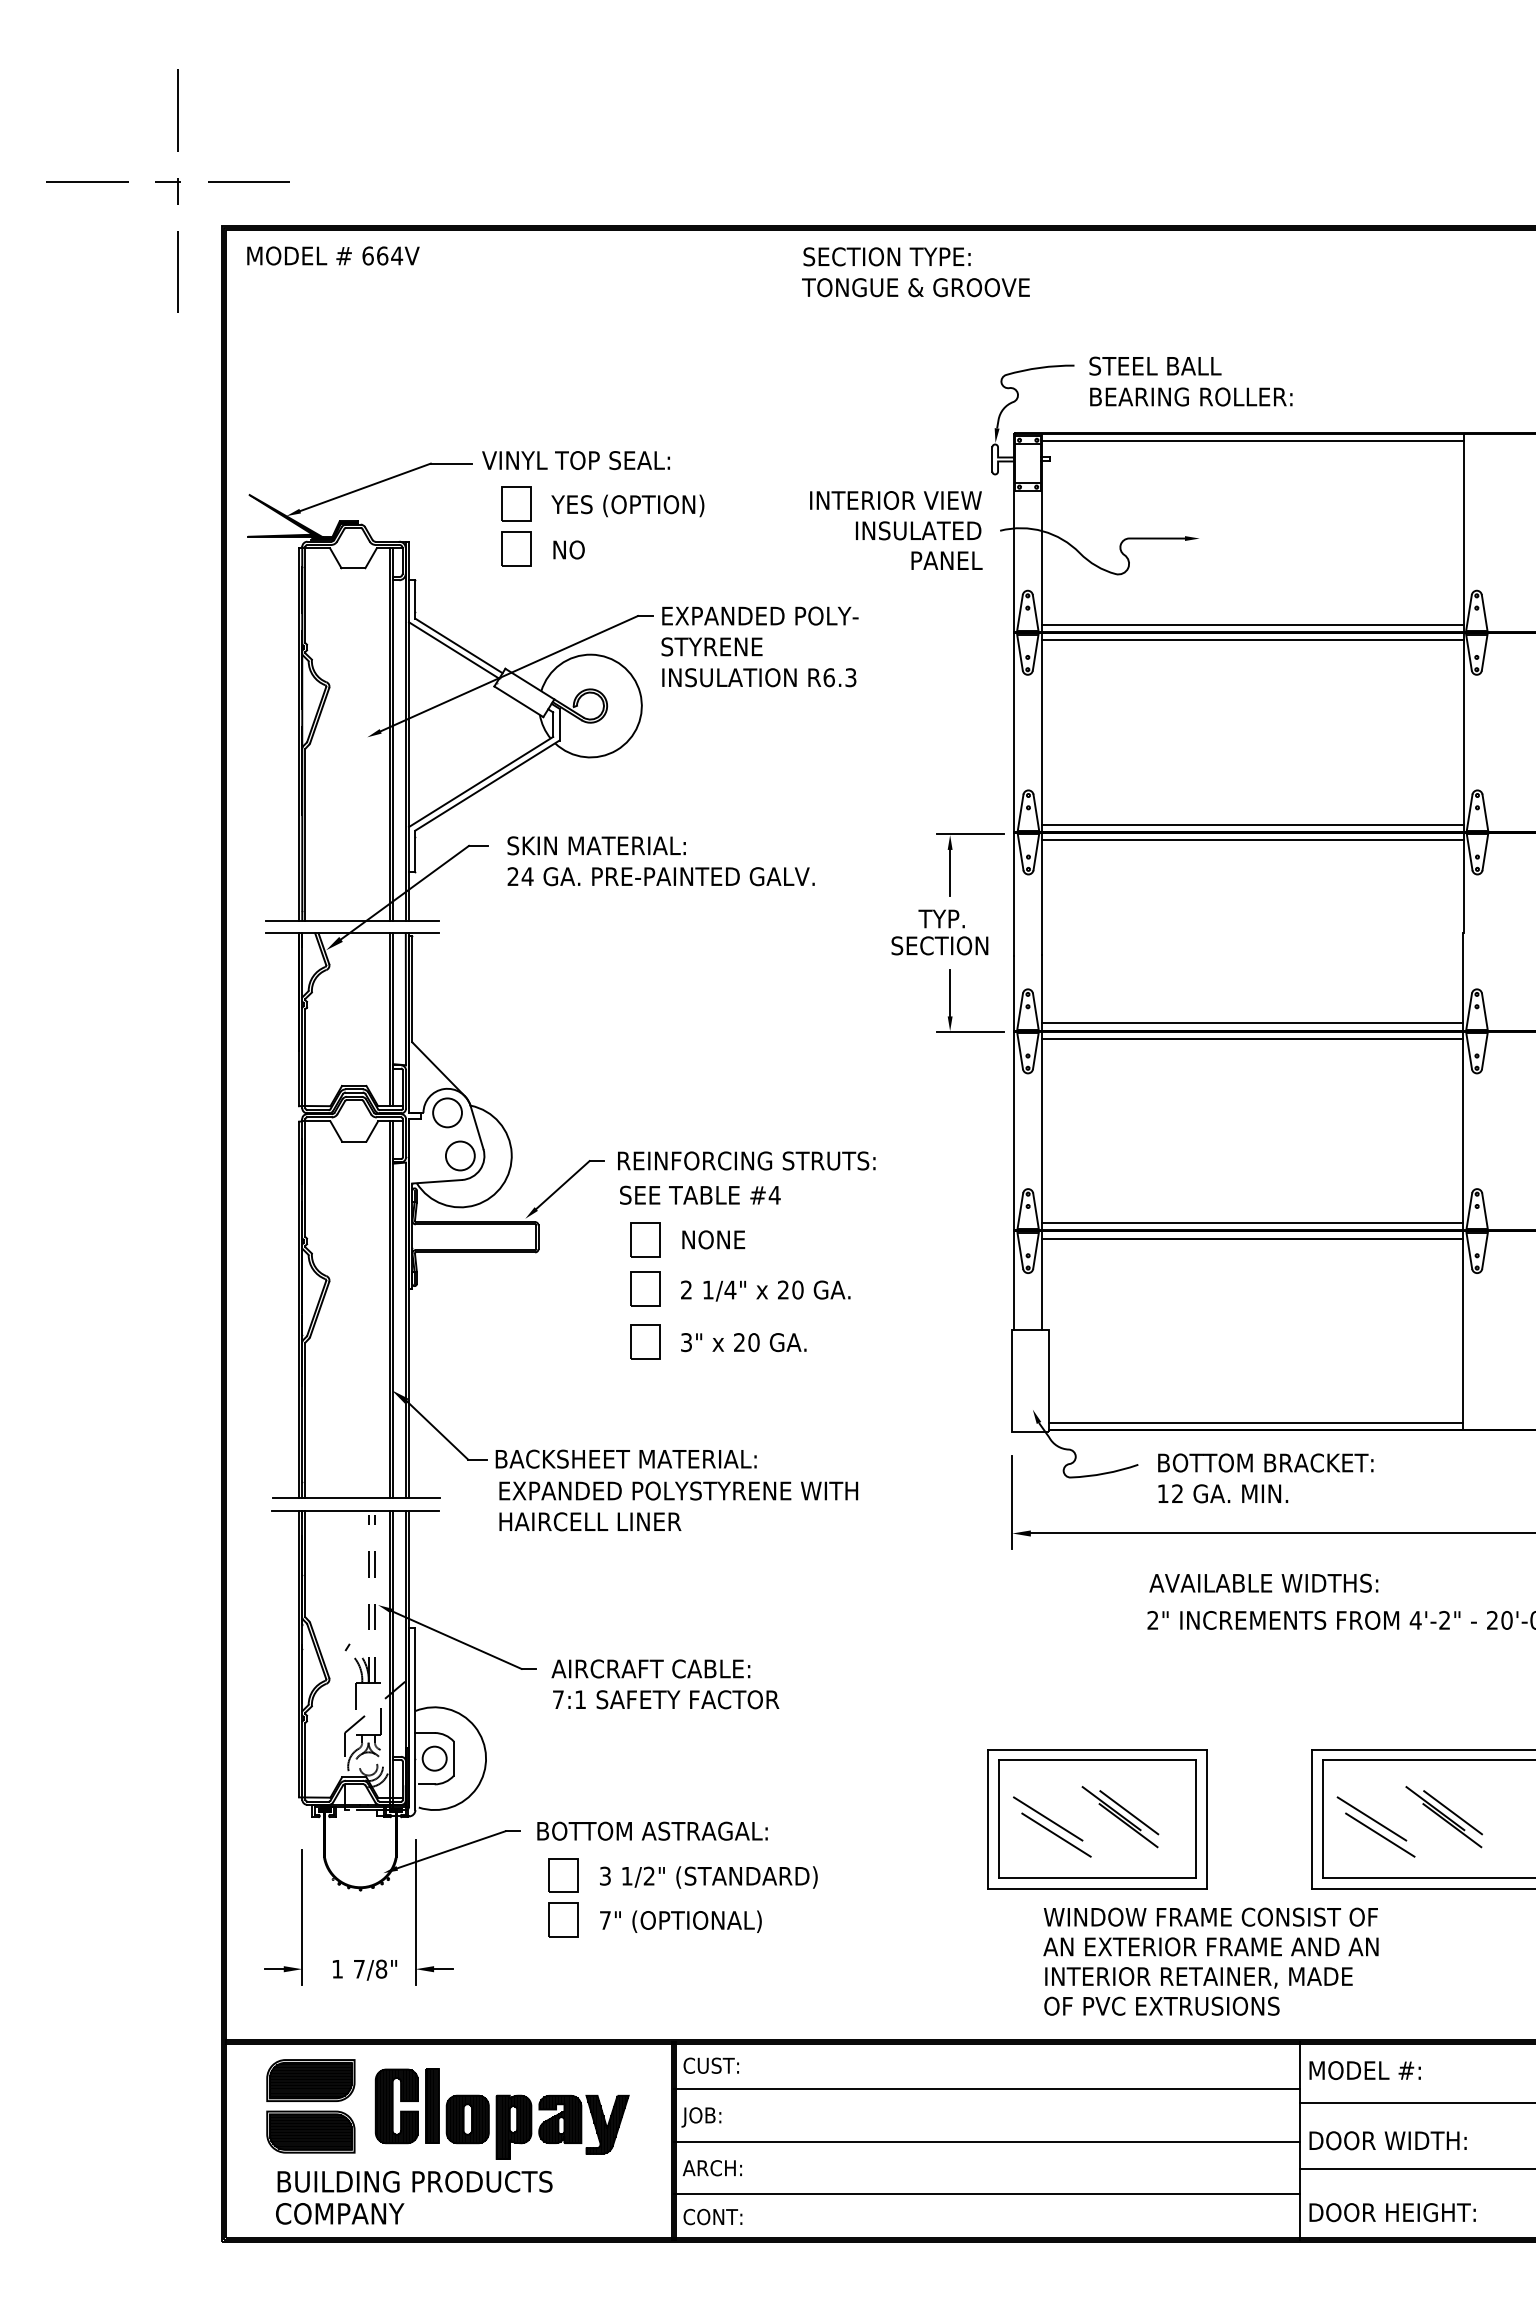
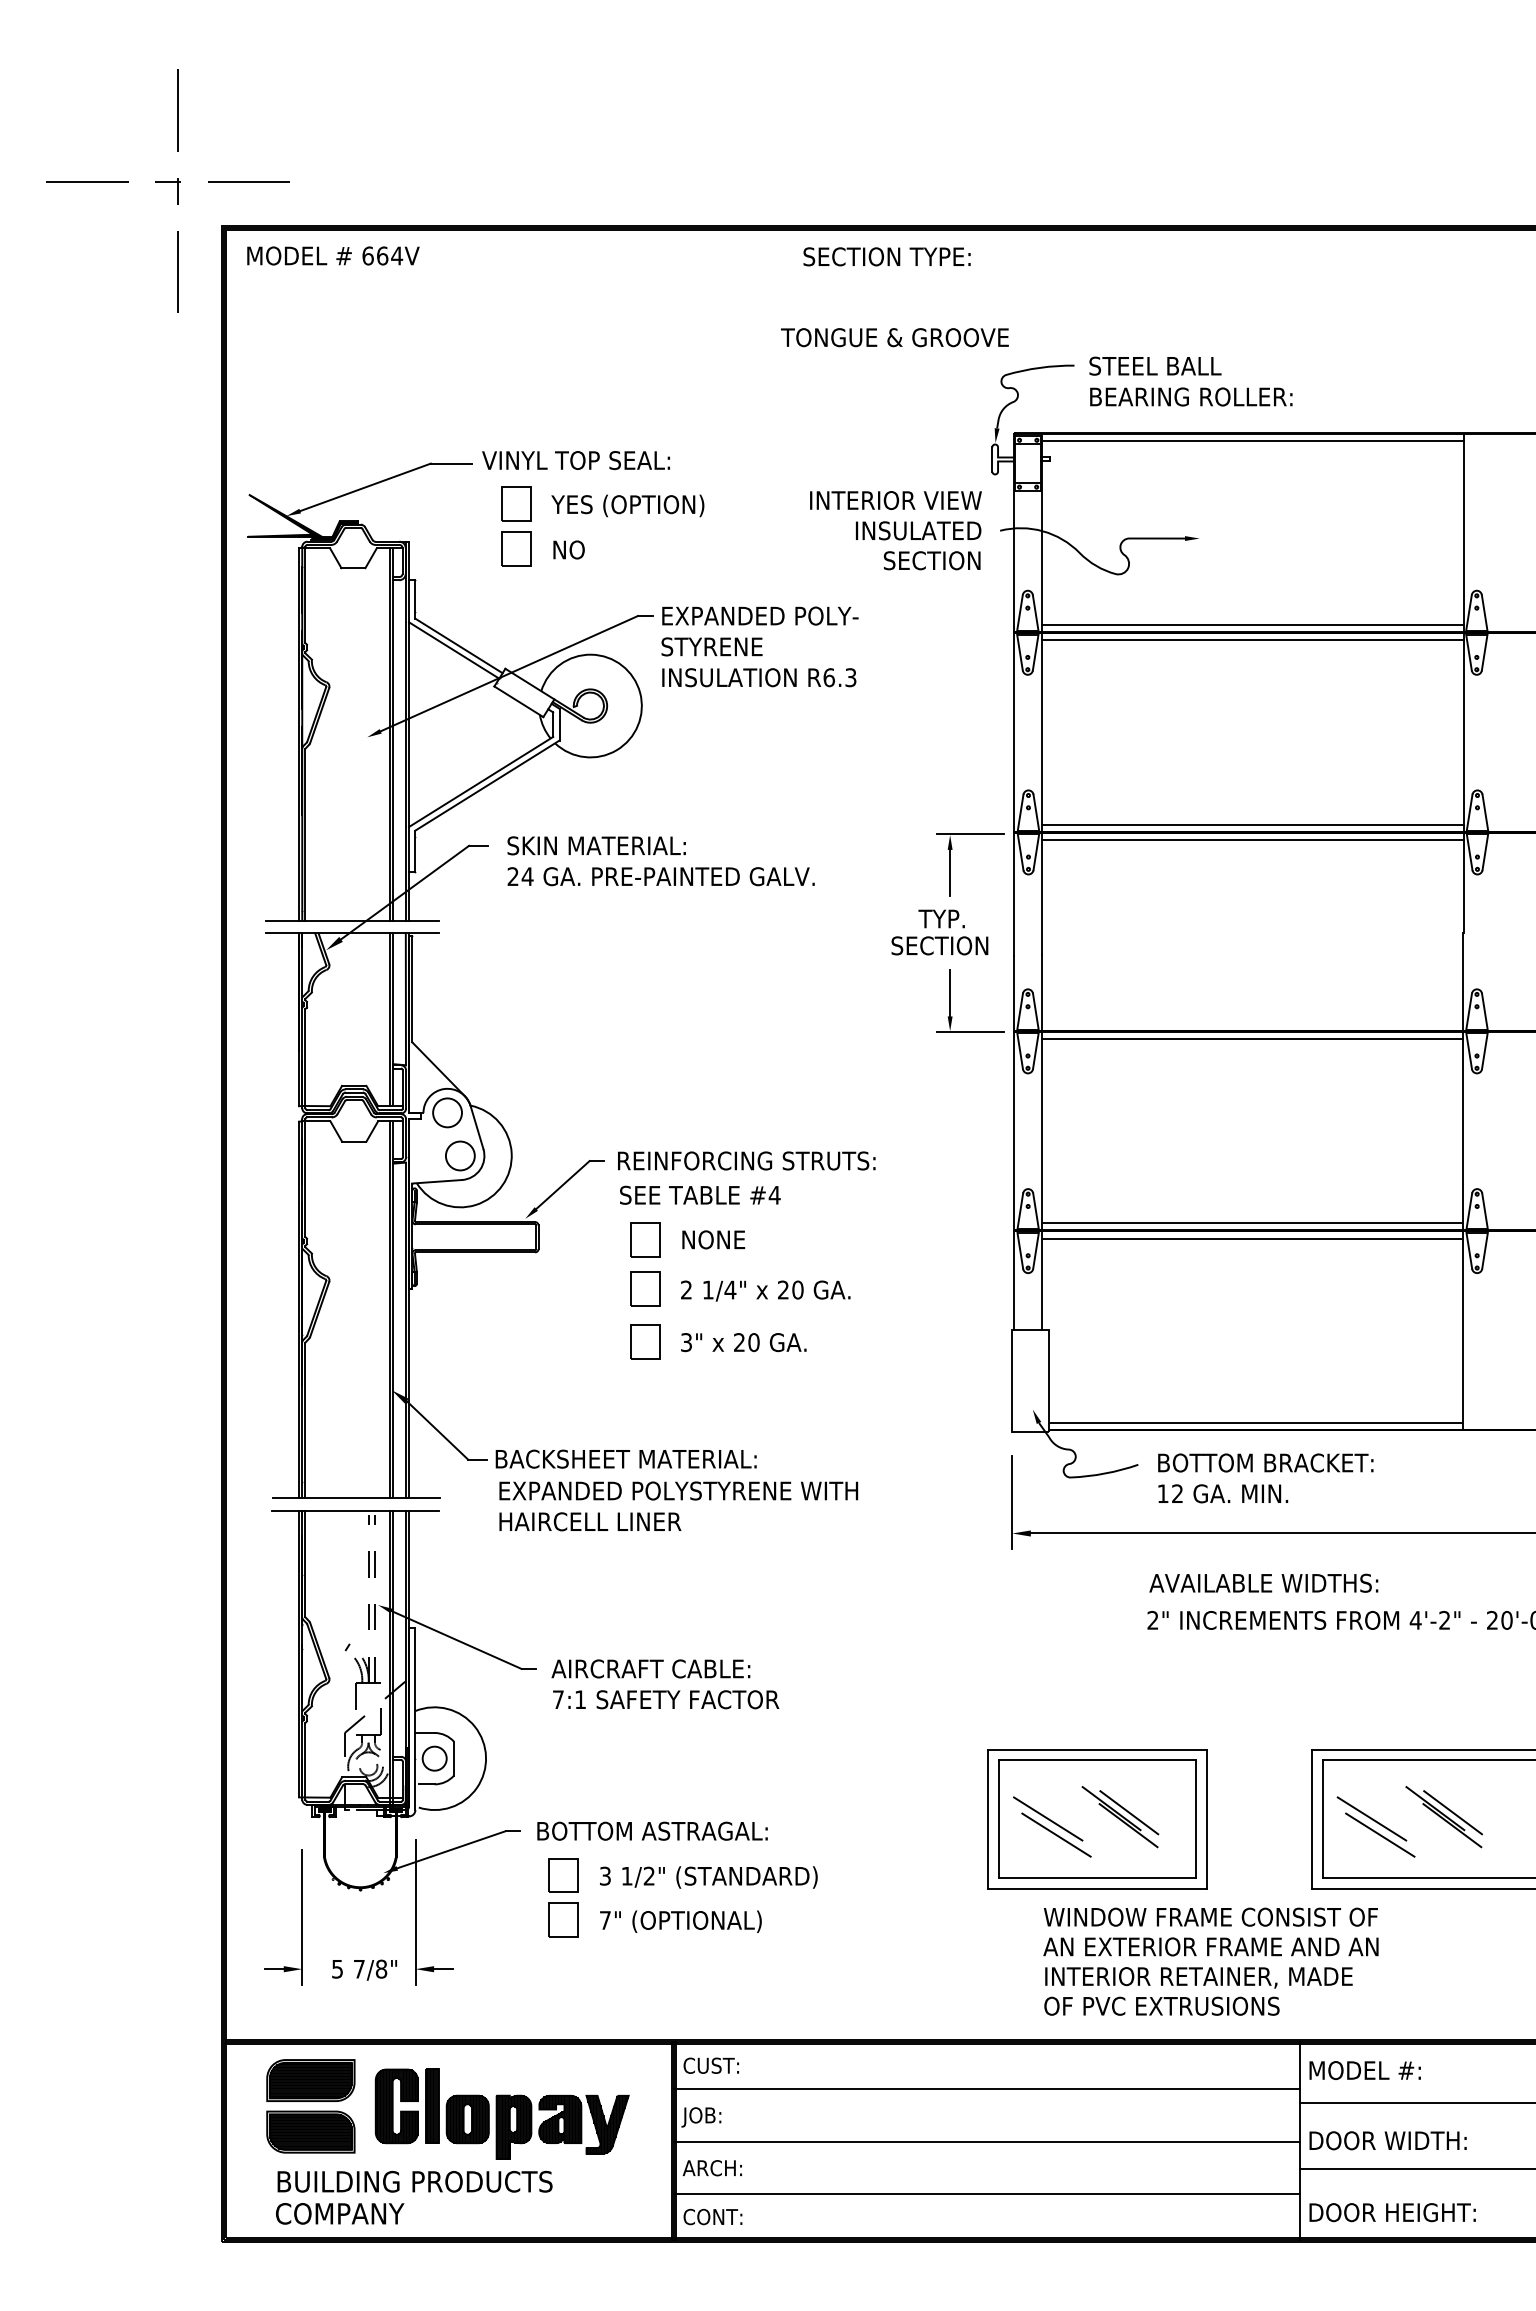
text position: (915, 287) -> (894, 337) (894, 337)
text: PANEL -> SECTION (932, 560)
line: present -> none (1252, 1023)
text: 1 -> 5 (337, 1969)
